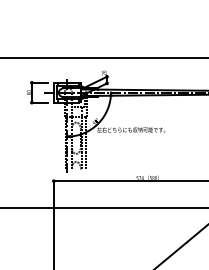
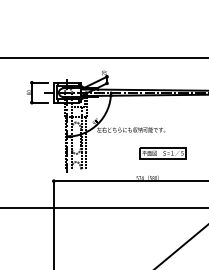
part: none -> present (162, 153)
